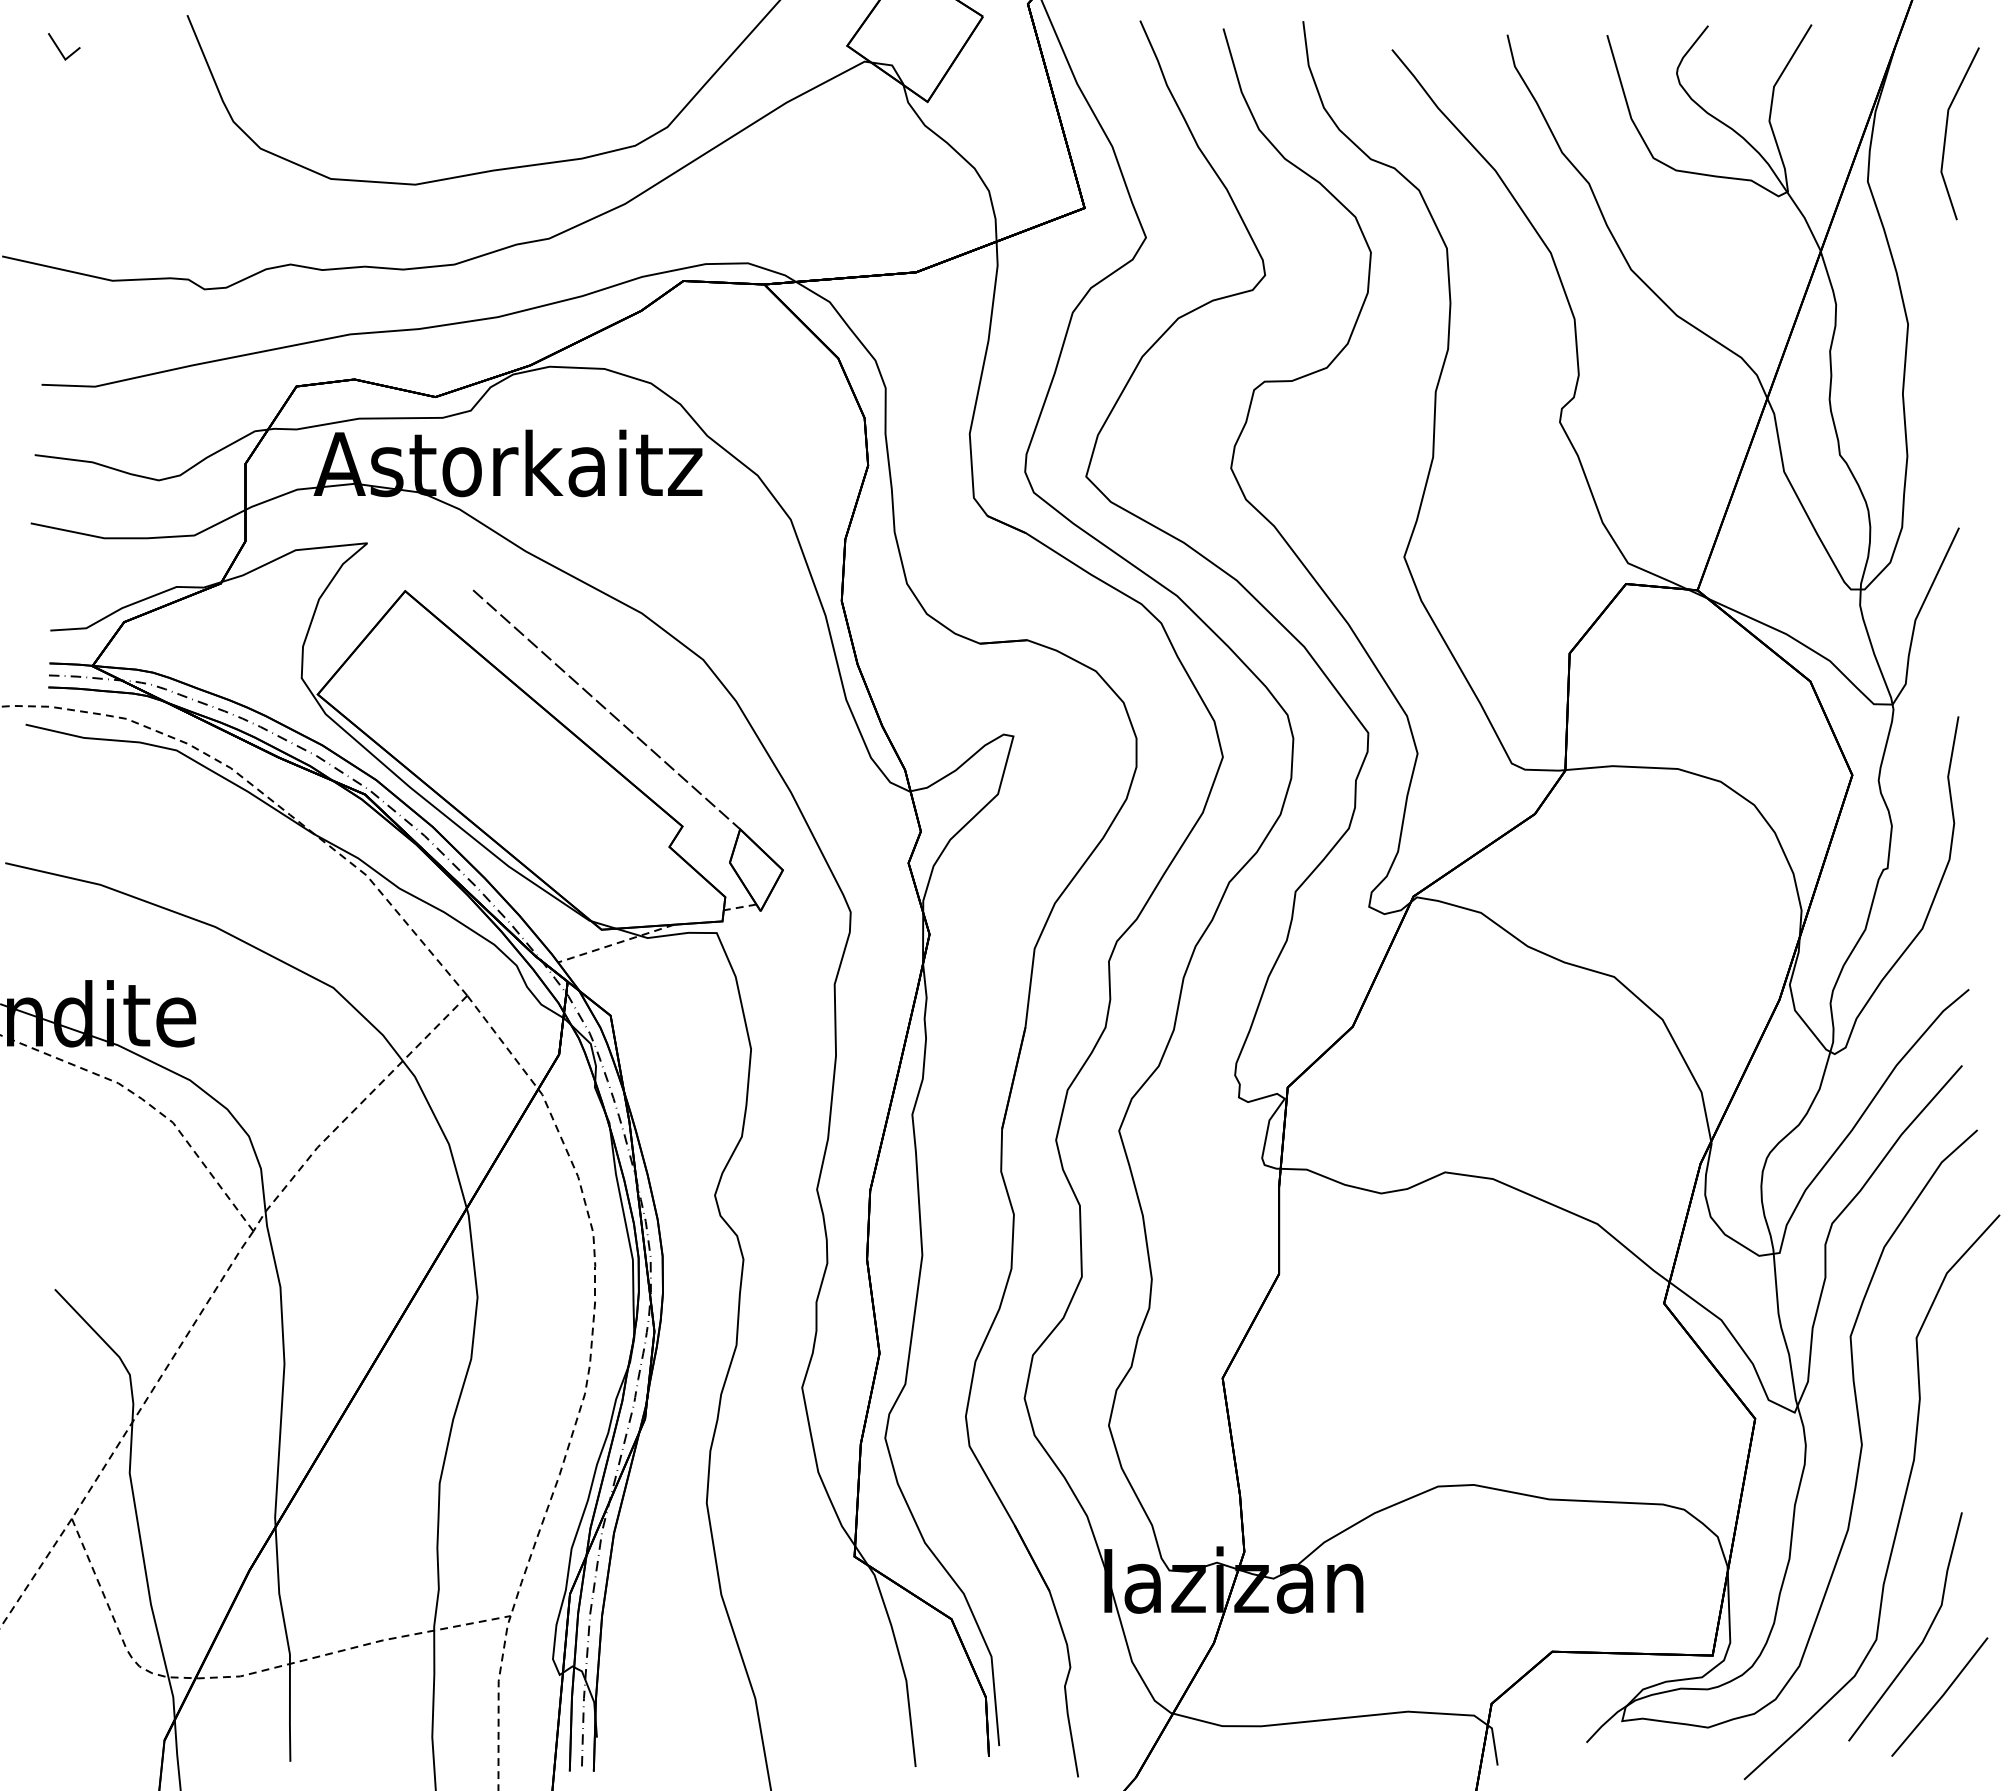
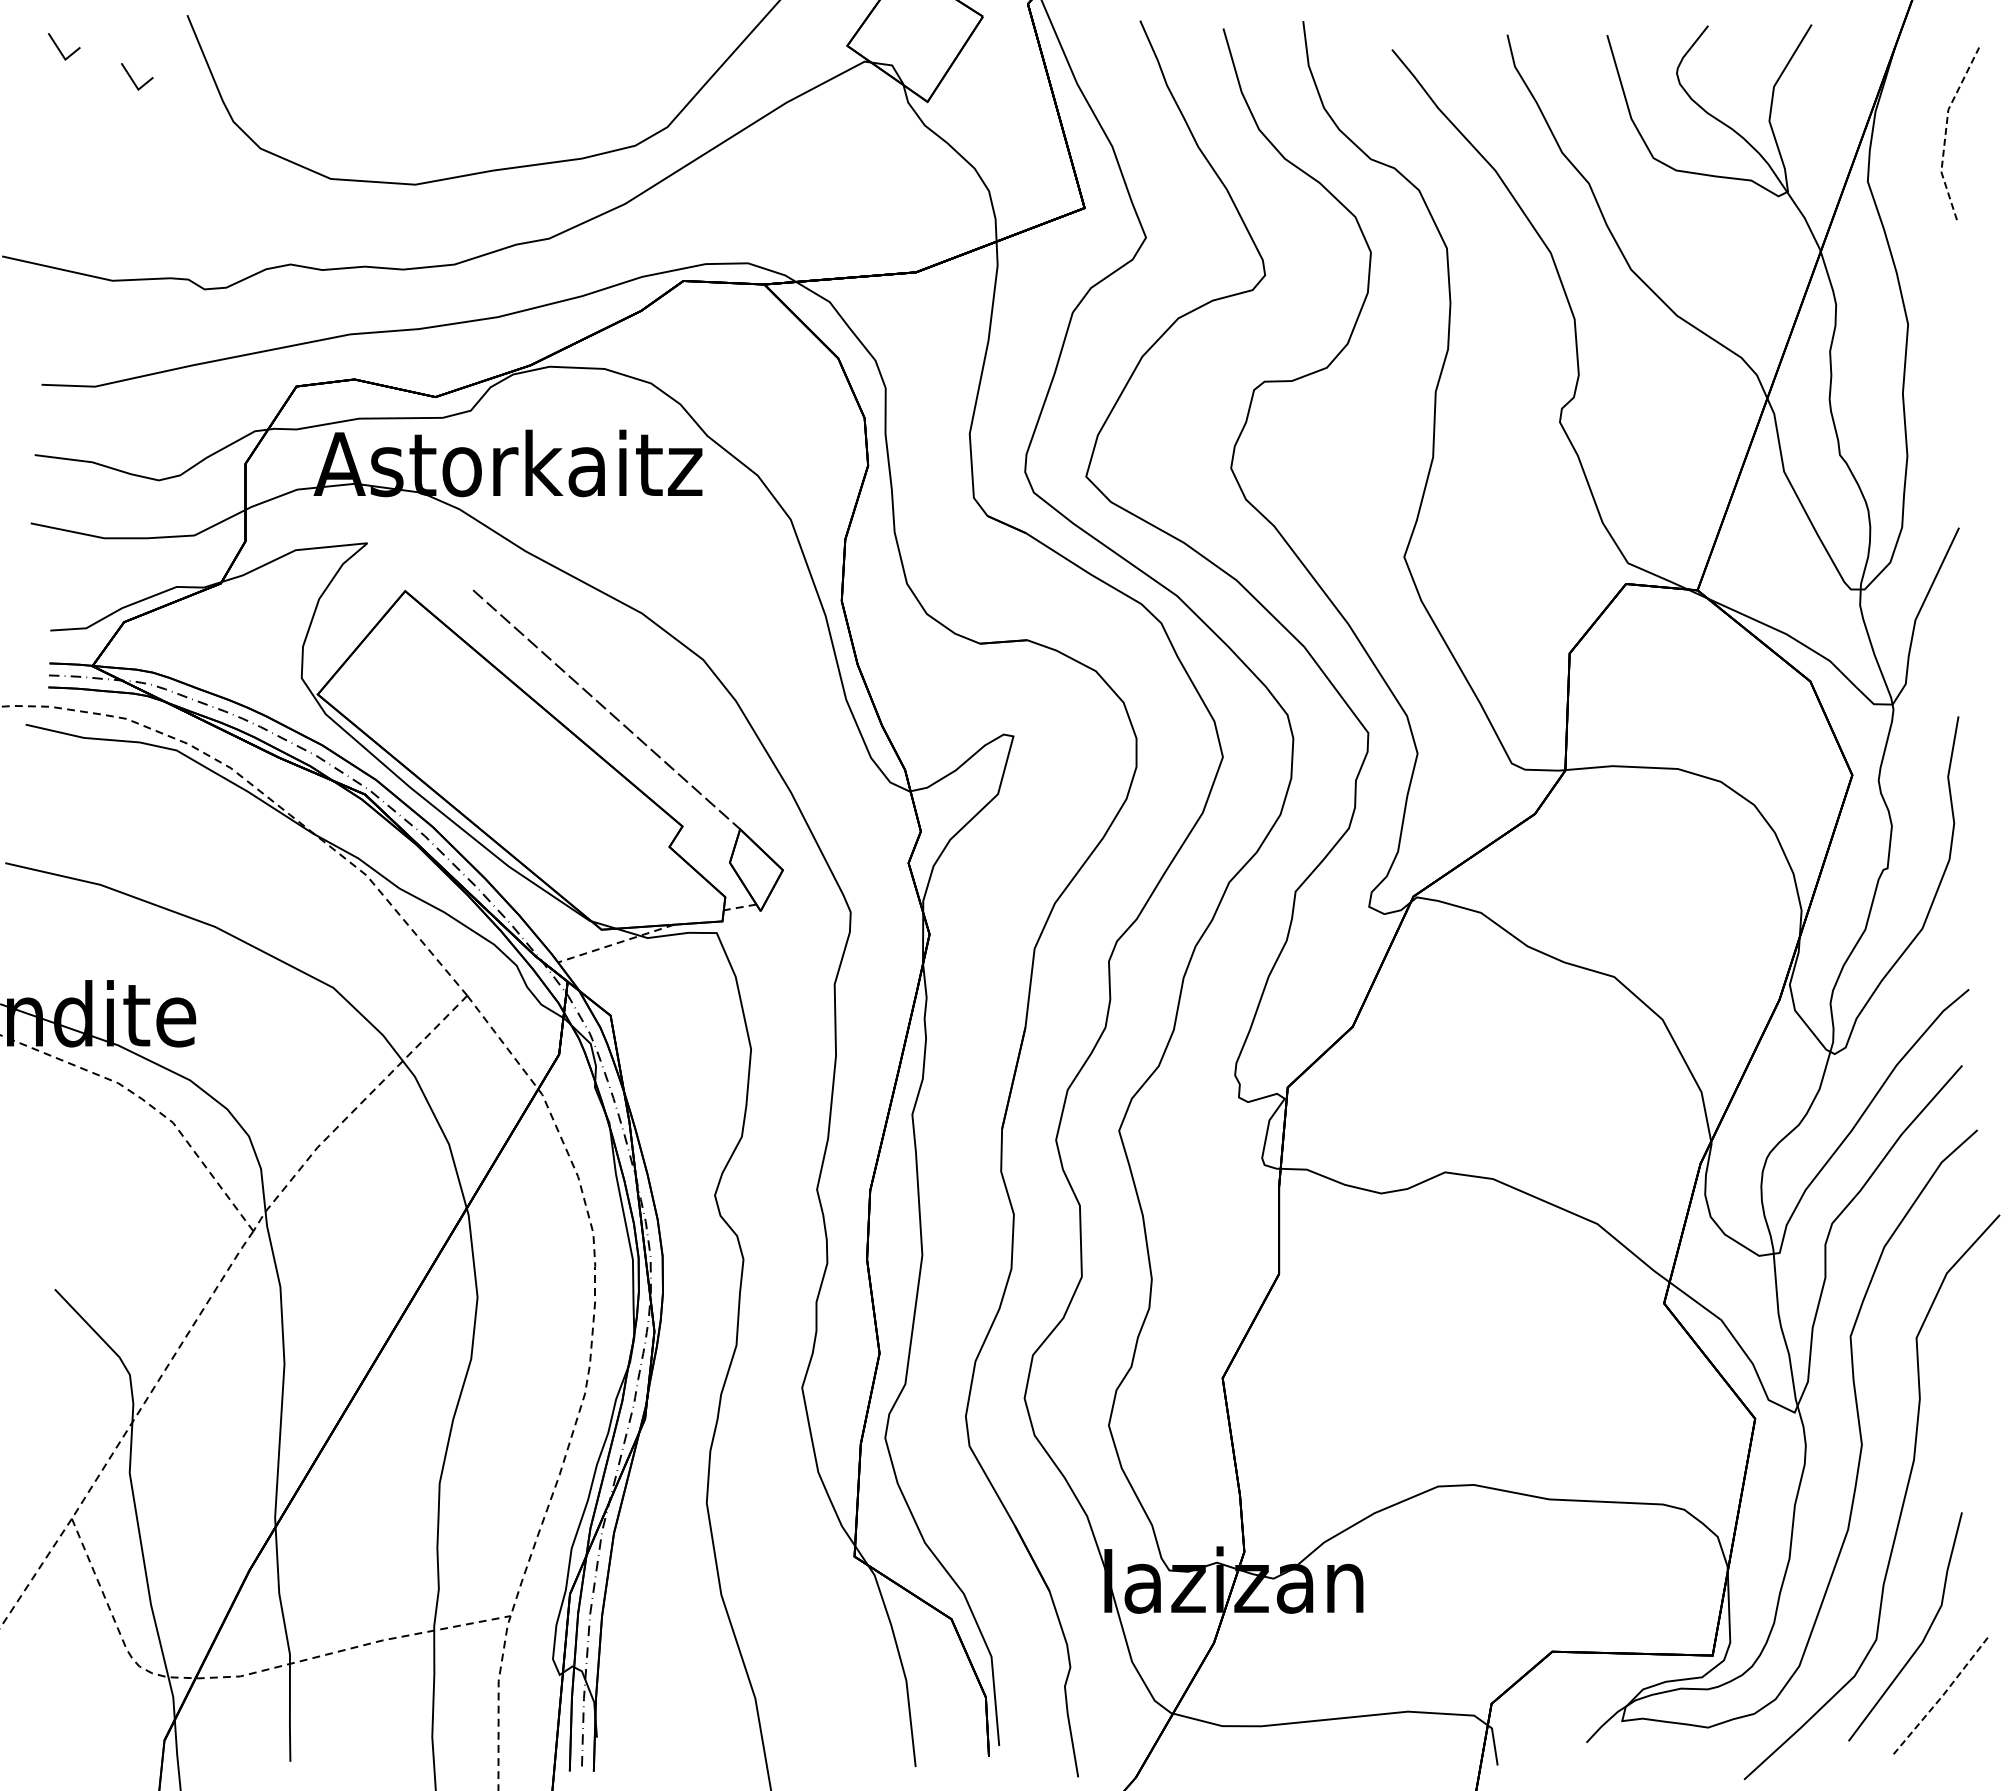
line: none -> present (132, 78)
line: solid -> dashed (1945, 131)
line: solid -> dashed (1940, 1698)
